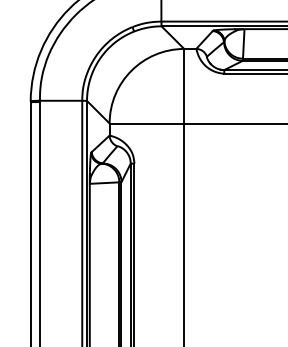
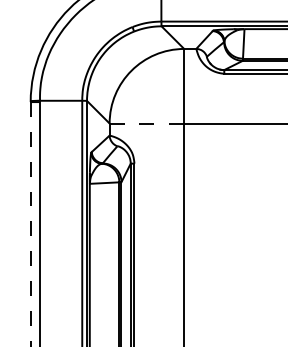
line: solid -> dashed (147, 123)
line: solid -> dashed (30, 224)
